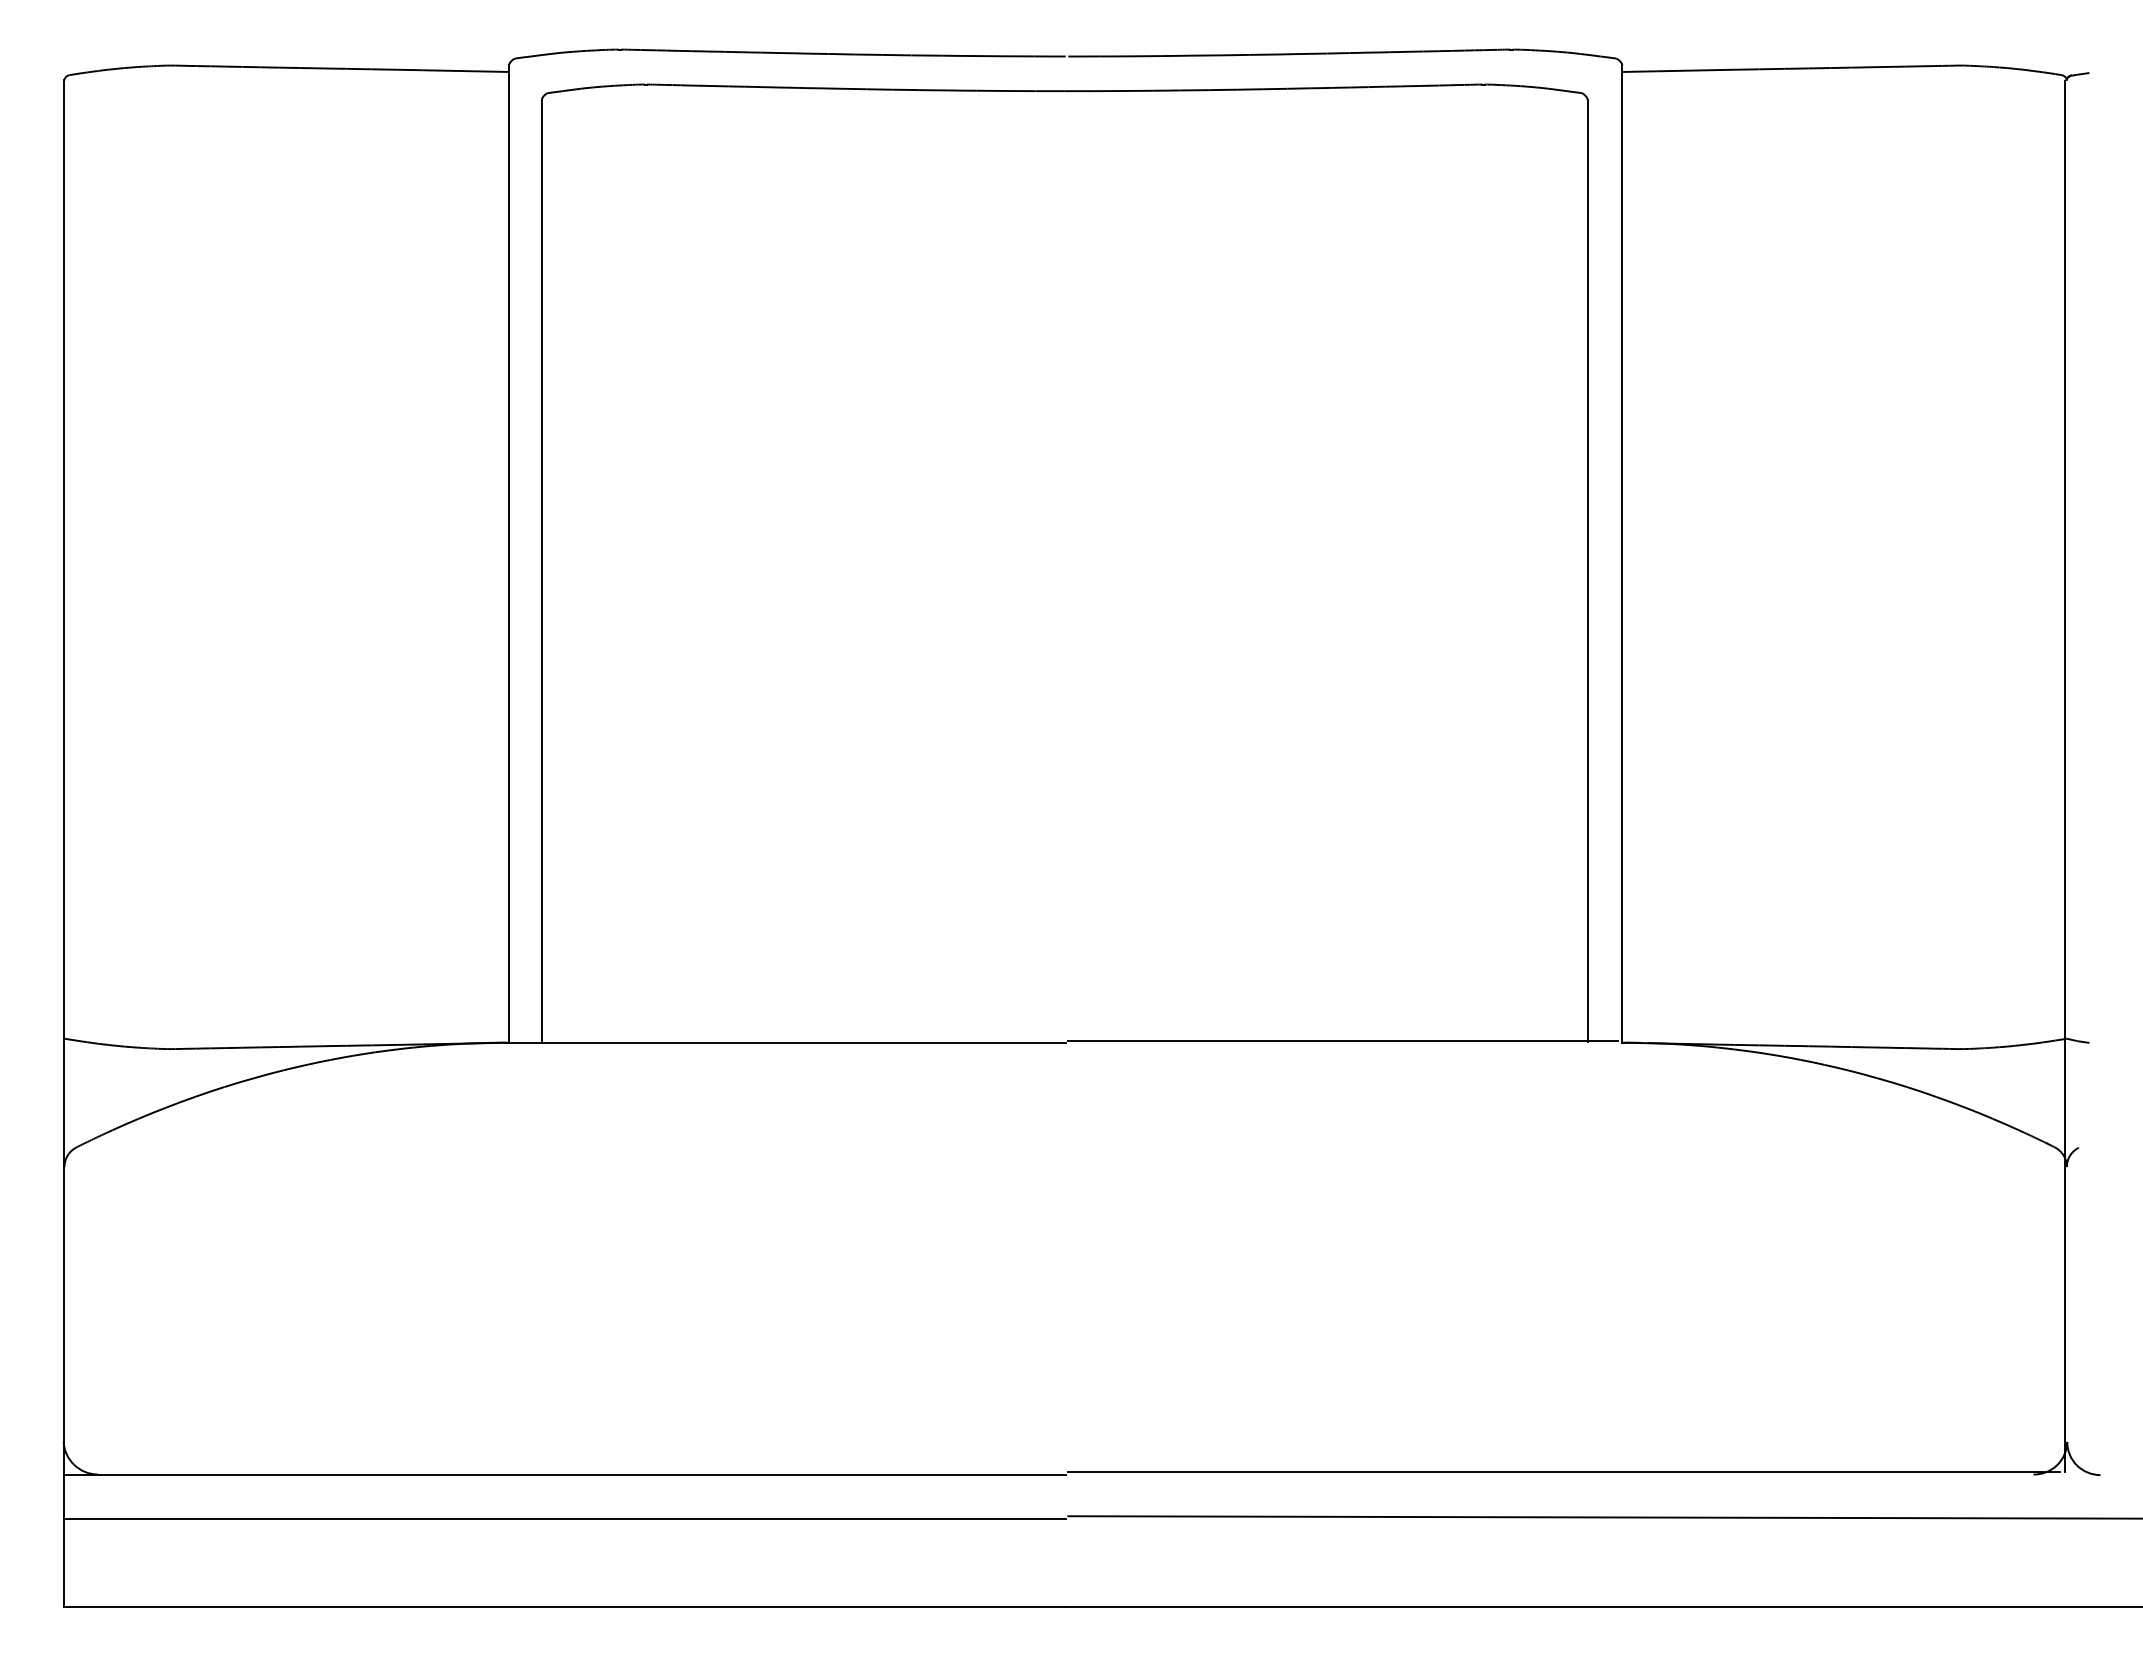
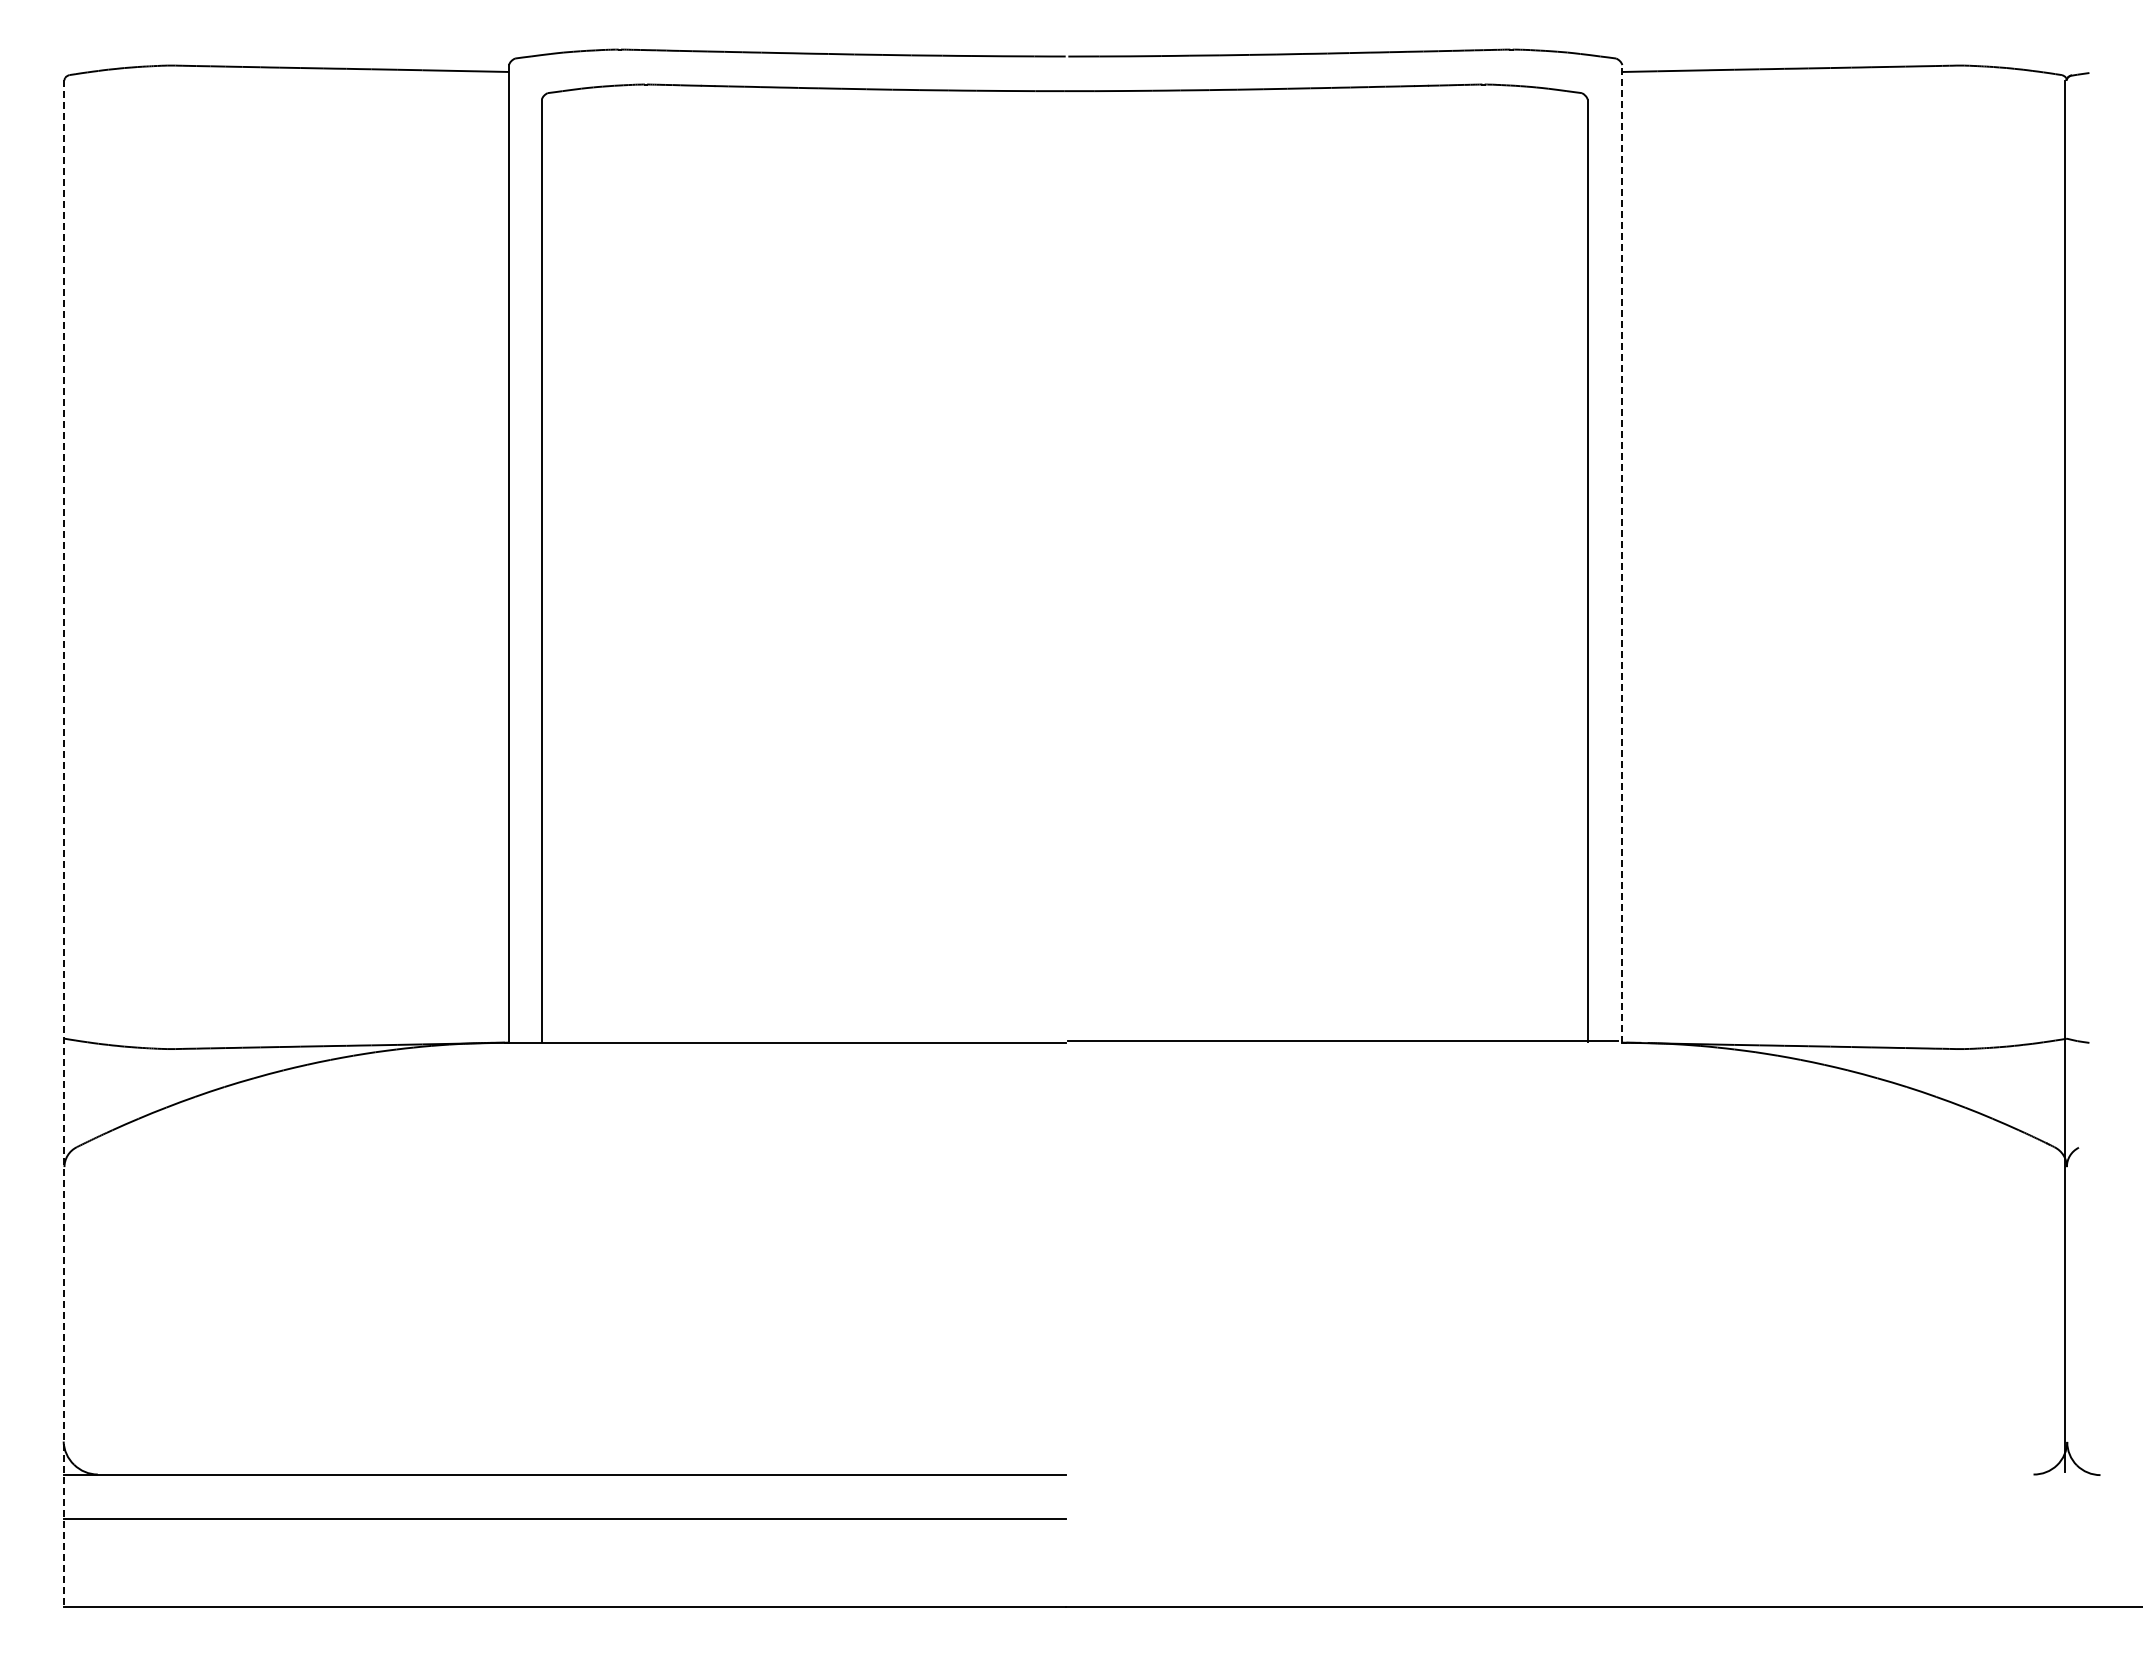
line: solid -> dashed (1622, 553)
line: solid -> dashed (64, 843)
line: present -> none (1564, 1472)
line: present -> none (1603, 1517)
